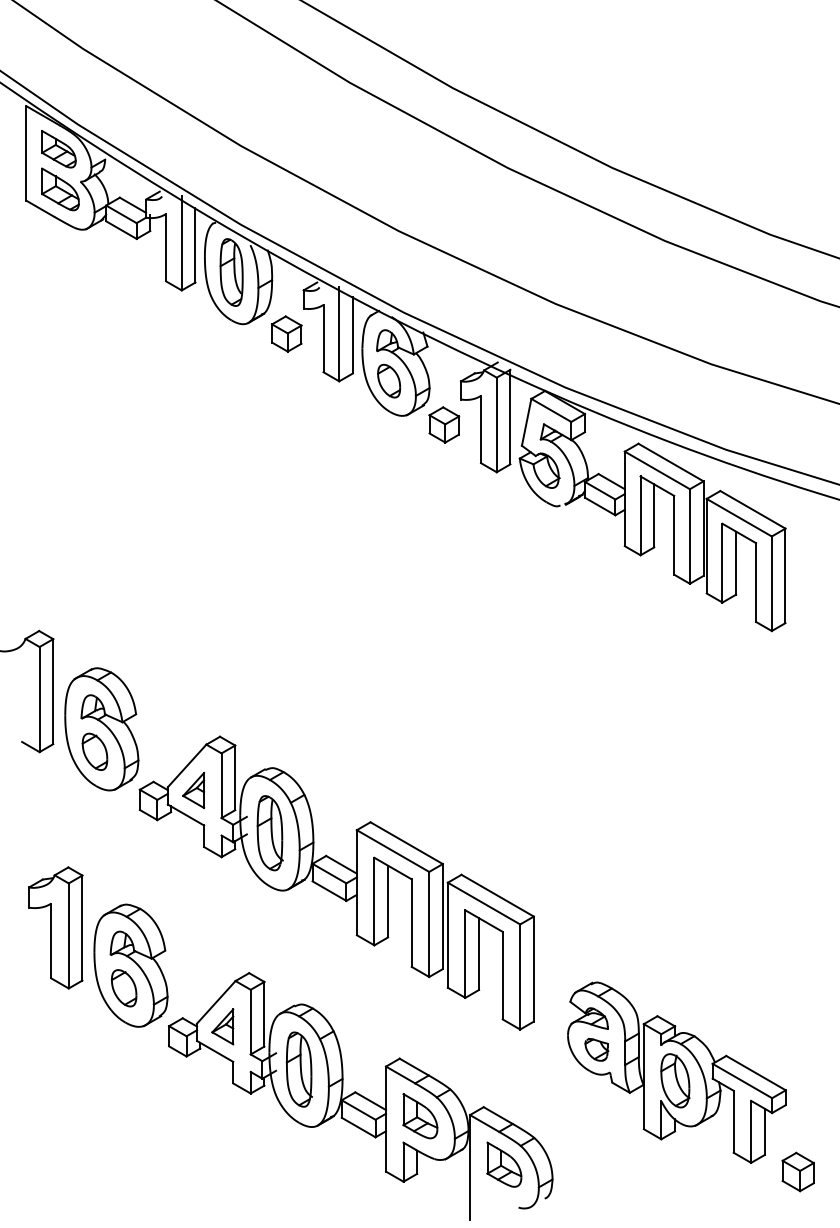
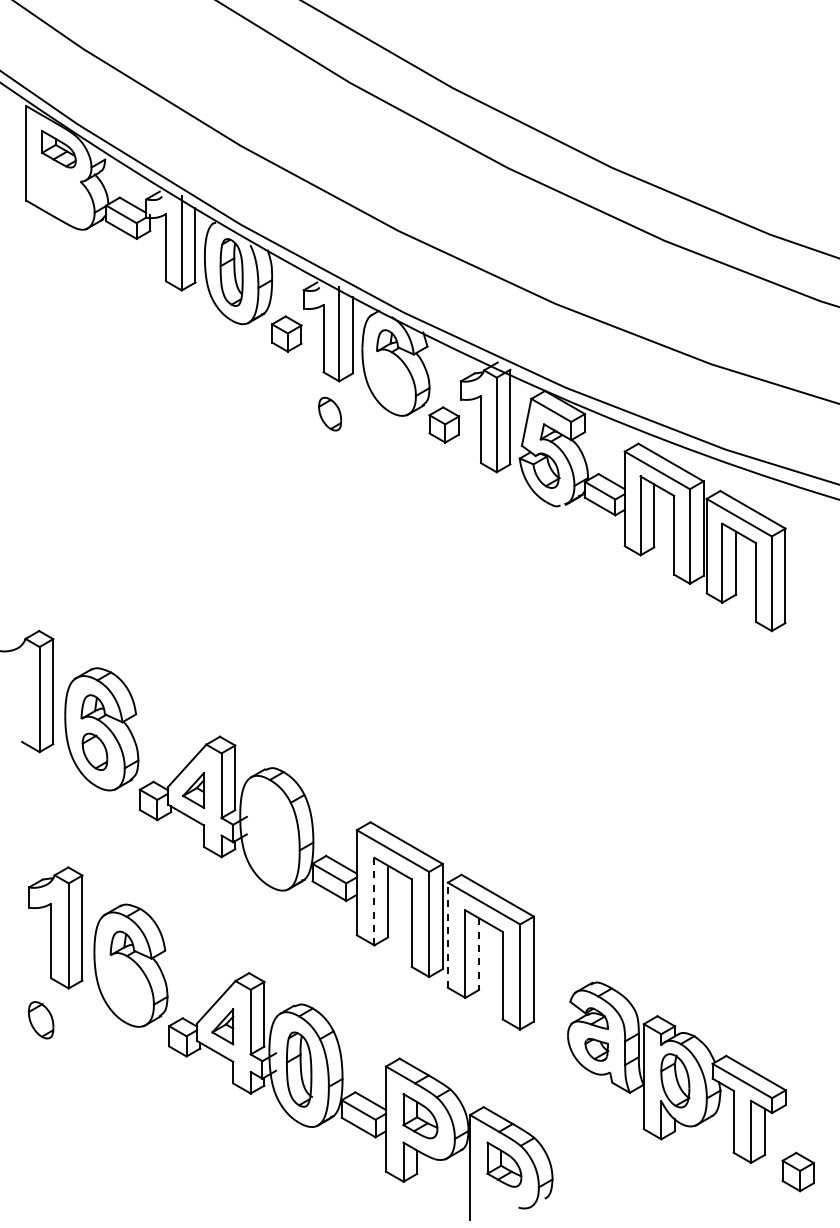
part: present -> none (60, 189)
part position: (389, 380) -> (330, 413) (330, 413)
part: present -> none (269, 833)
line: solid -> dashed (374, 901)
line: solid -> dashed (447, 935)
line: solid -> dashed (479, 954)
part position: (123, 988) -> (40, 1020) (40, 1020)
